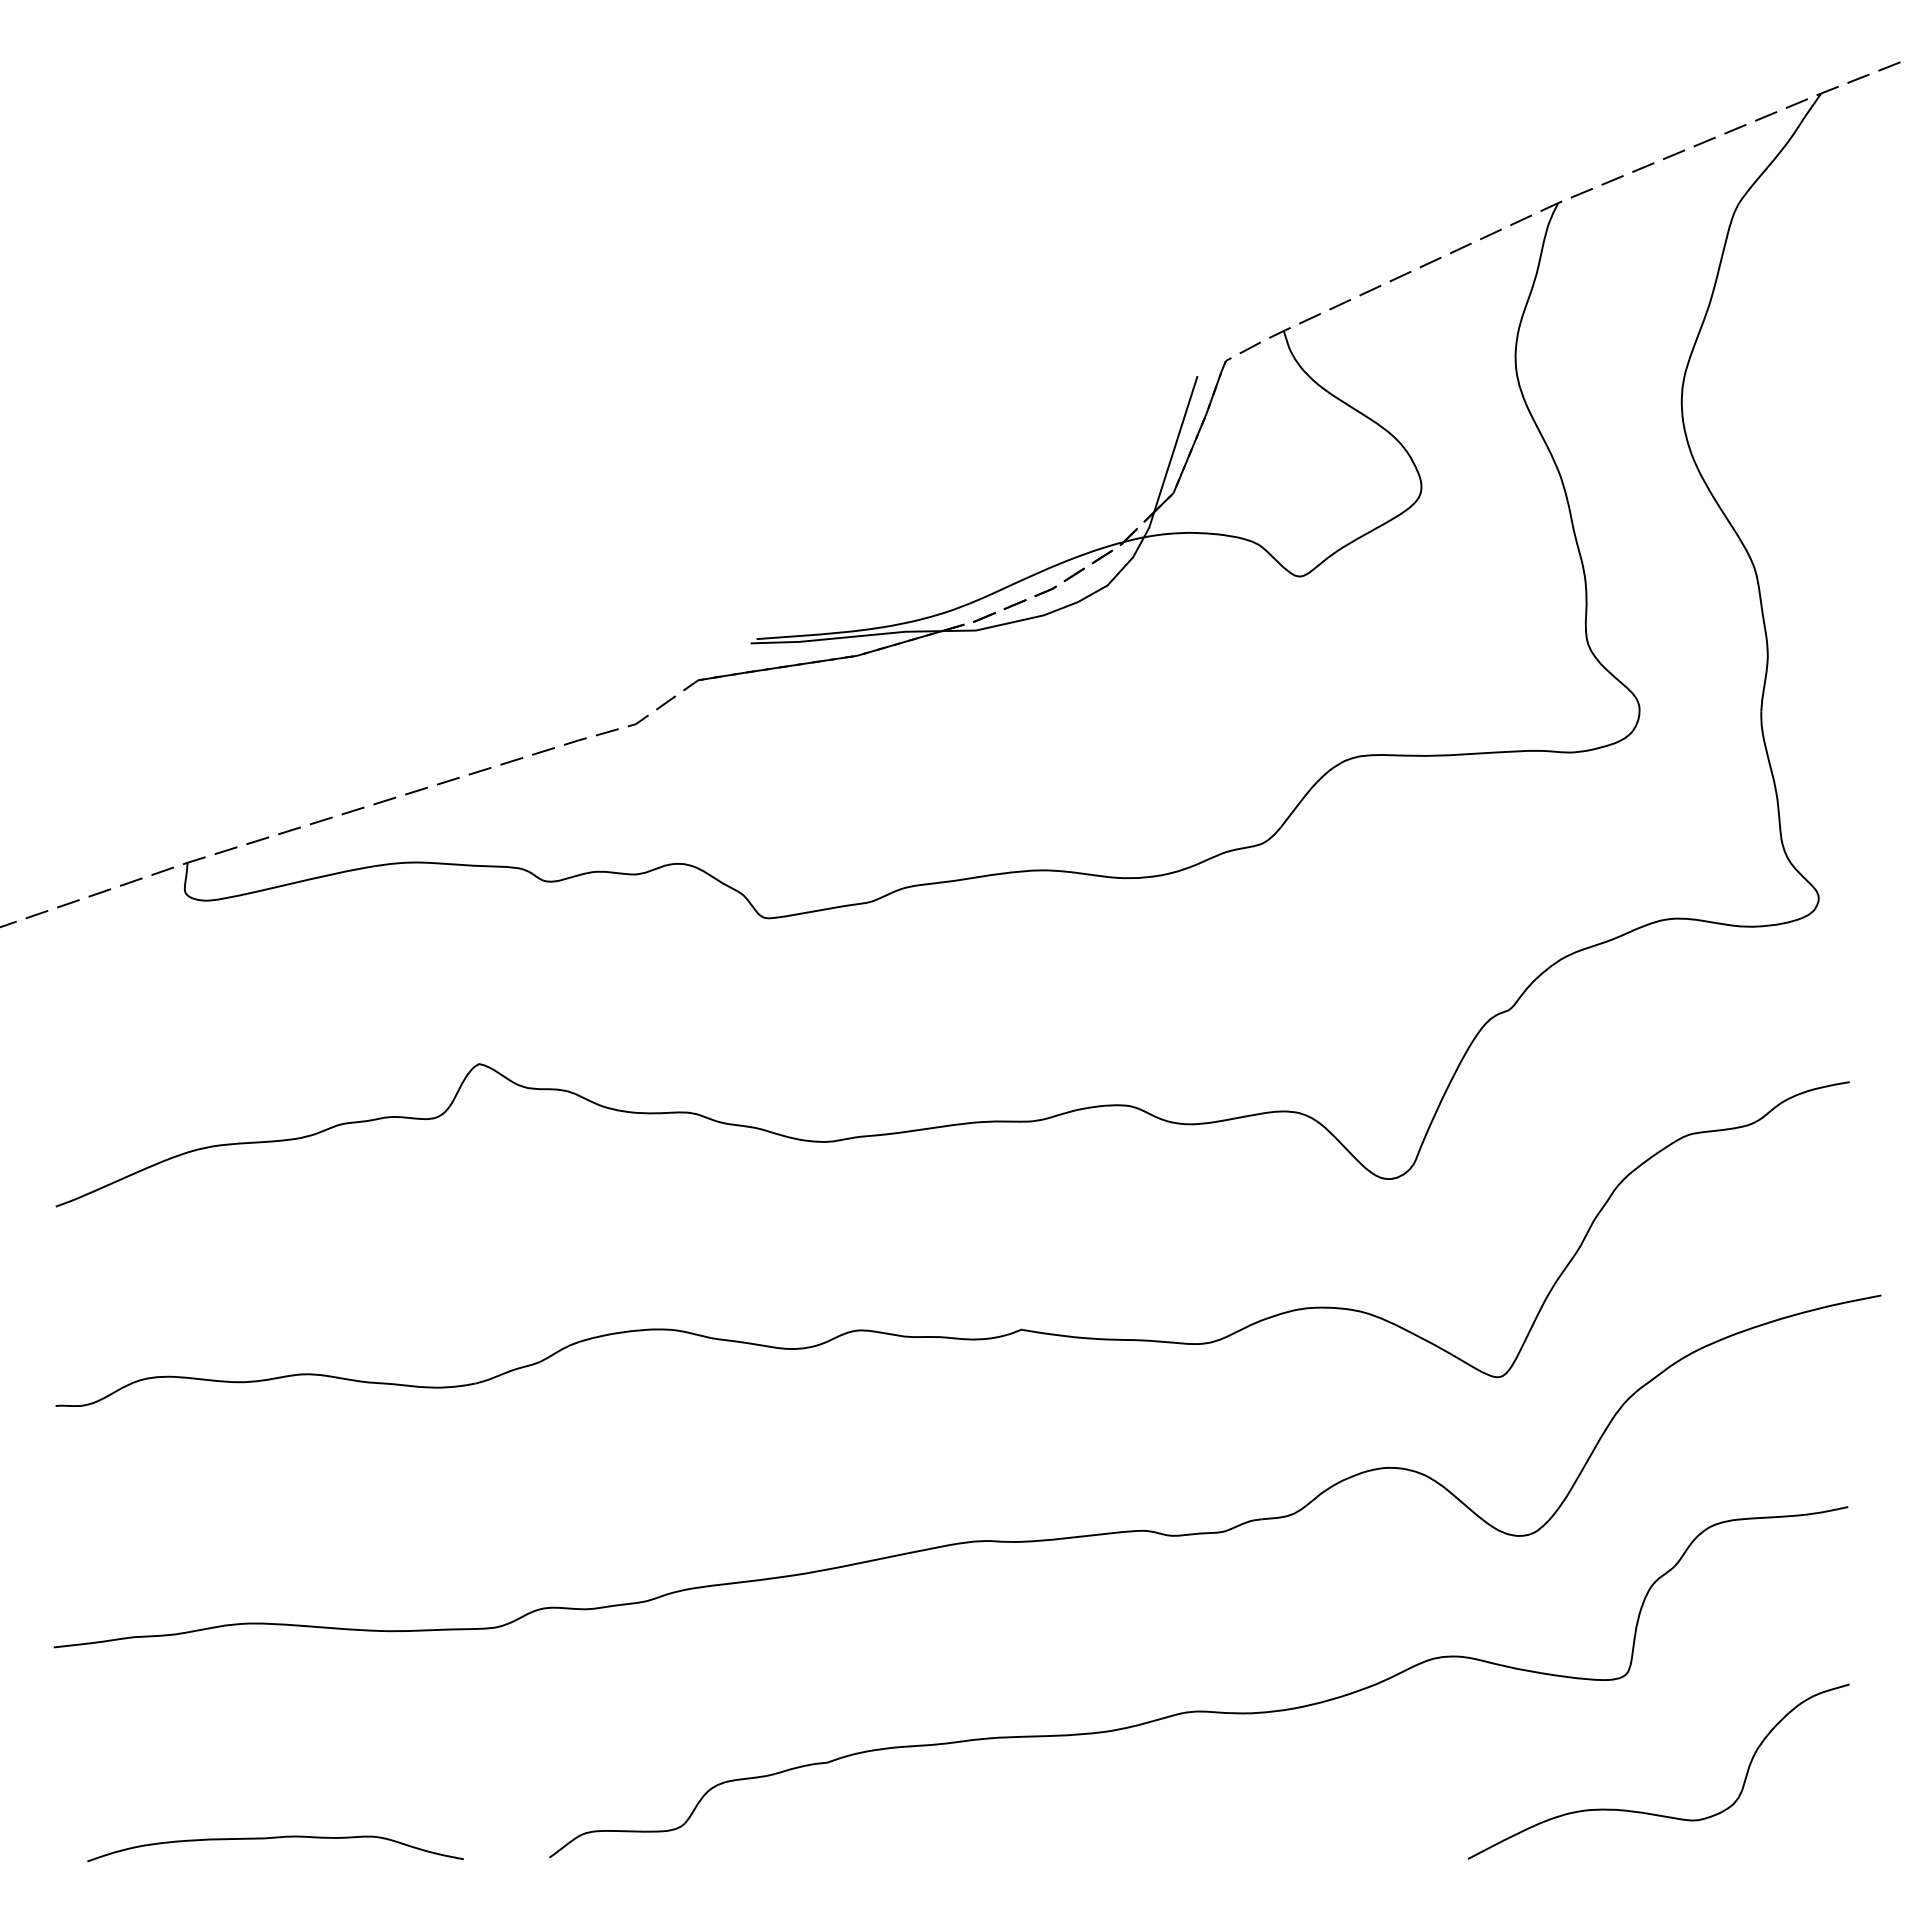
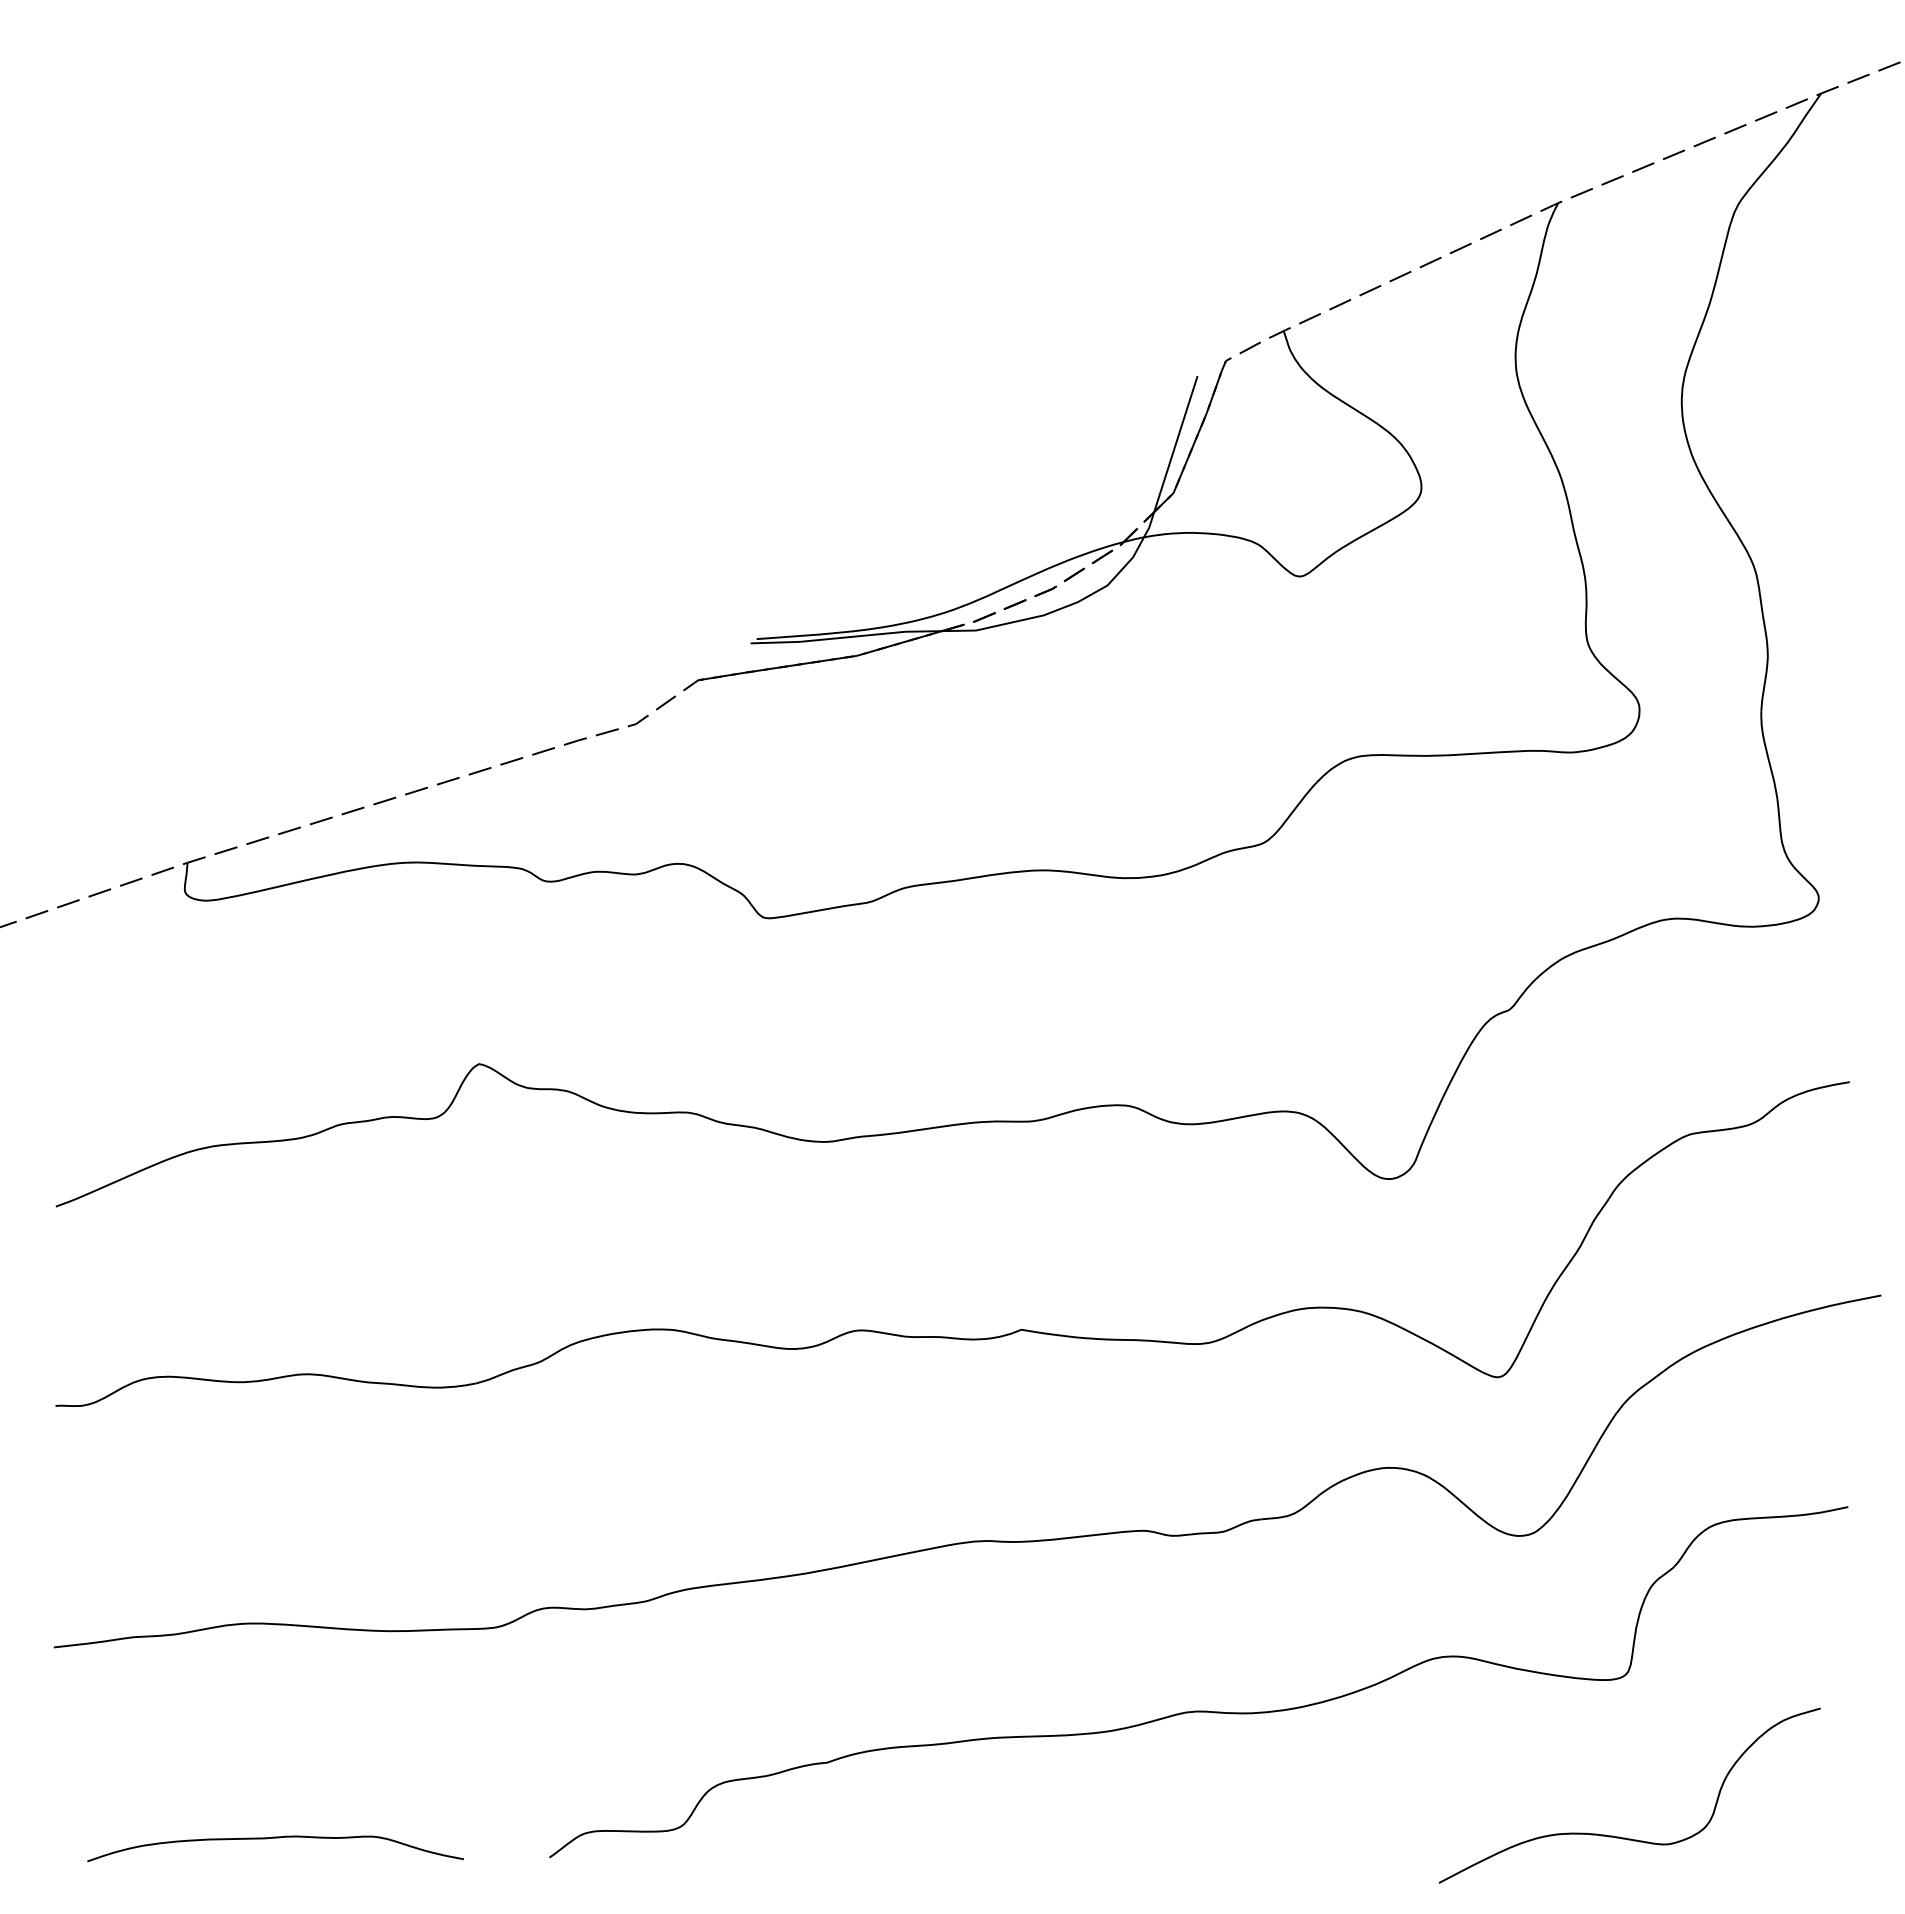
part position: (1654, 1813) -> (1625, 1837) (1625, 1837)
